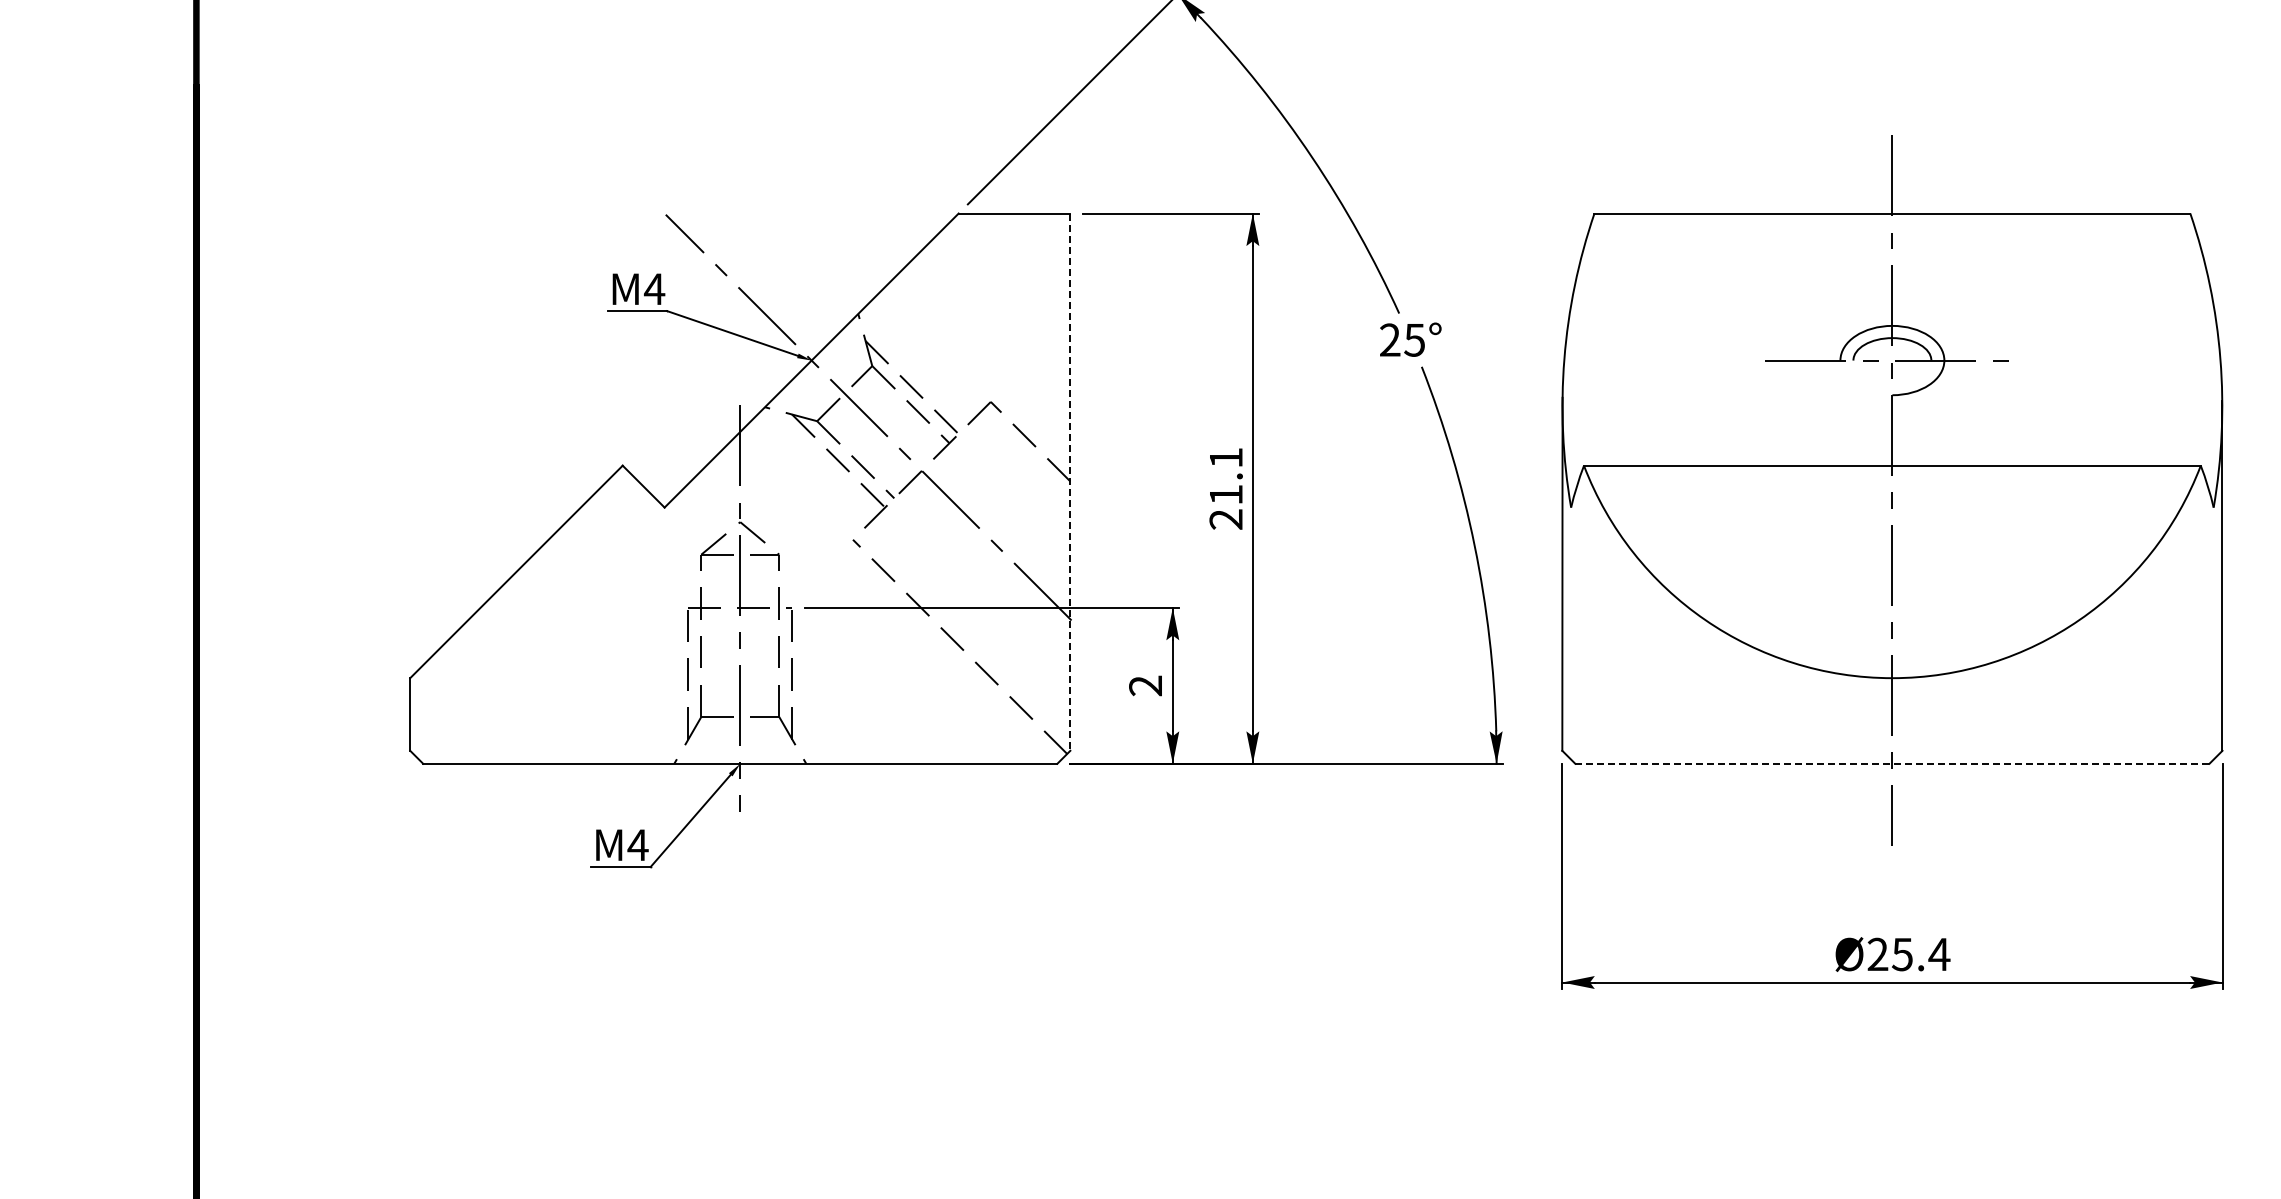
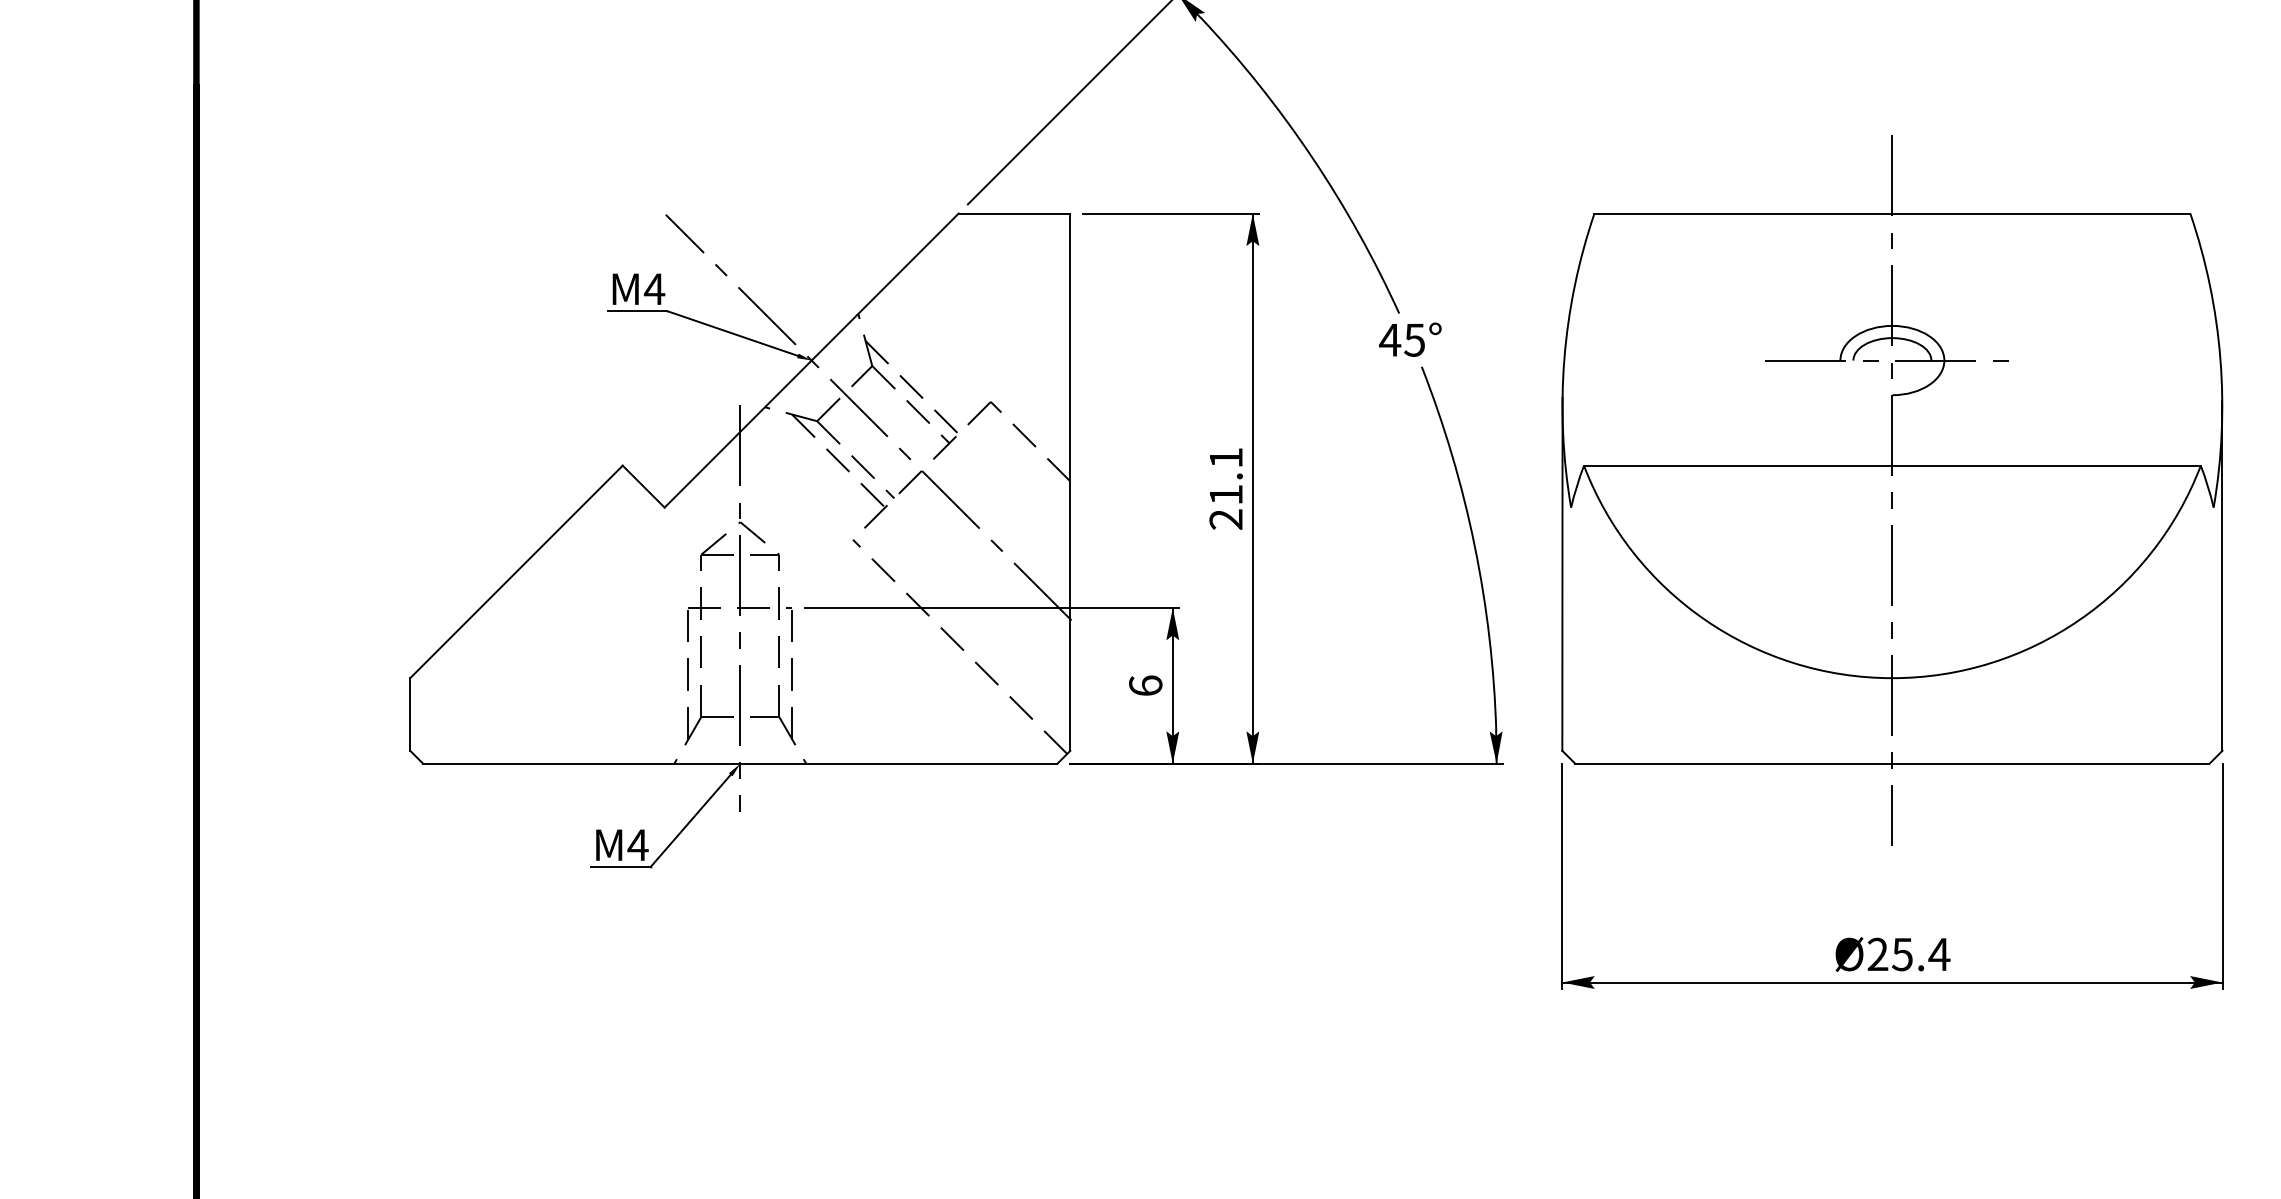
text: 25° -> 45° (1390, 339)
line: dashed -> solid (1070, 482)
text: 2 -> 6 (1145, 685)
line: dashed -> solid (1892, 763)
